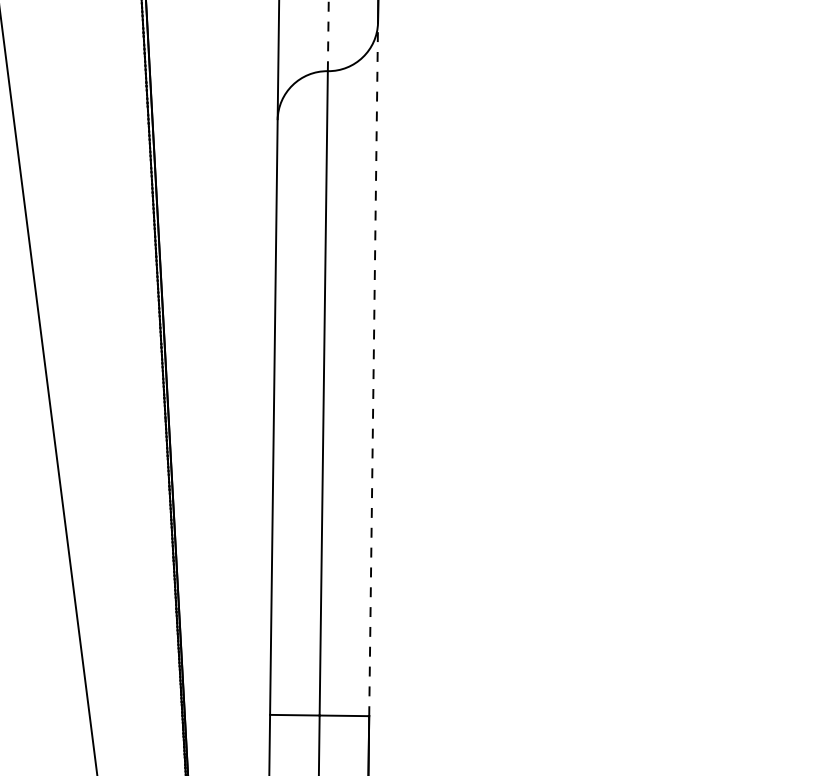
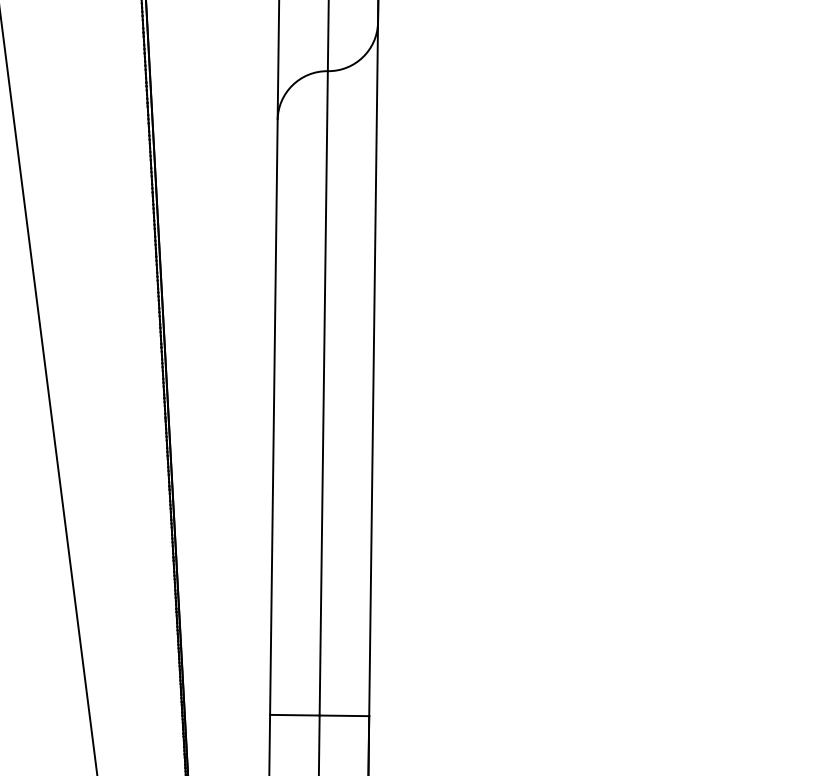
line: dashed -> solid (328, 35)
line: dashed -> solid (373, 369)
